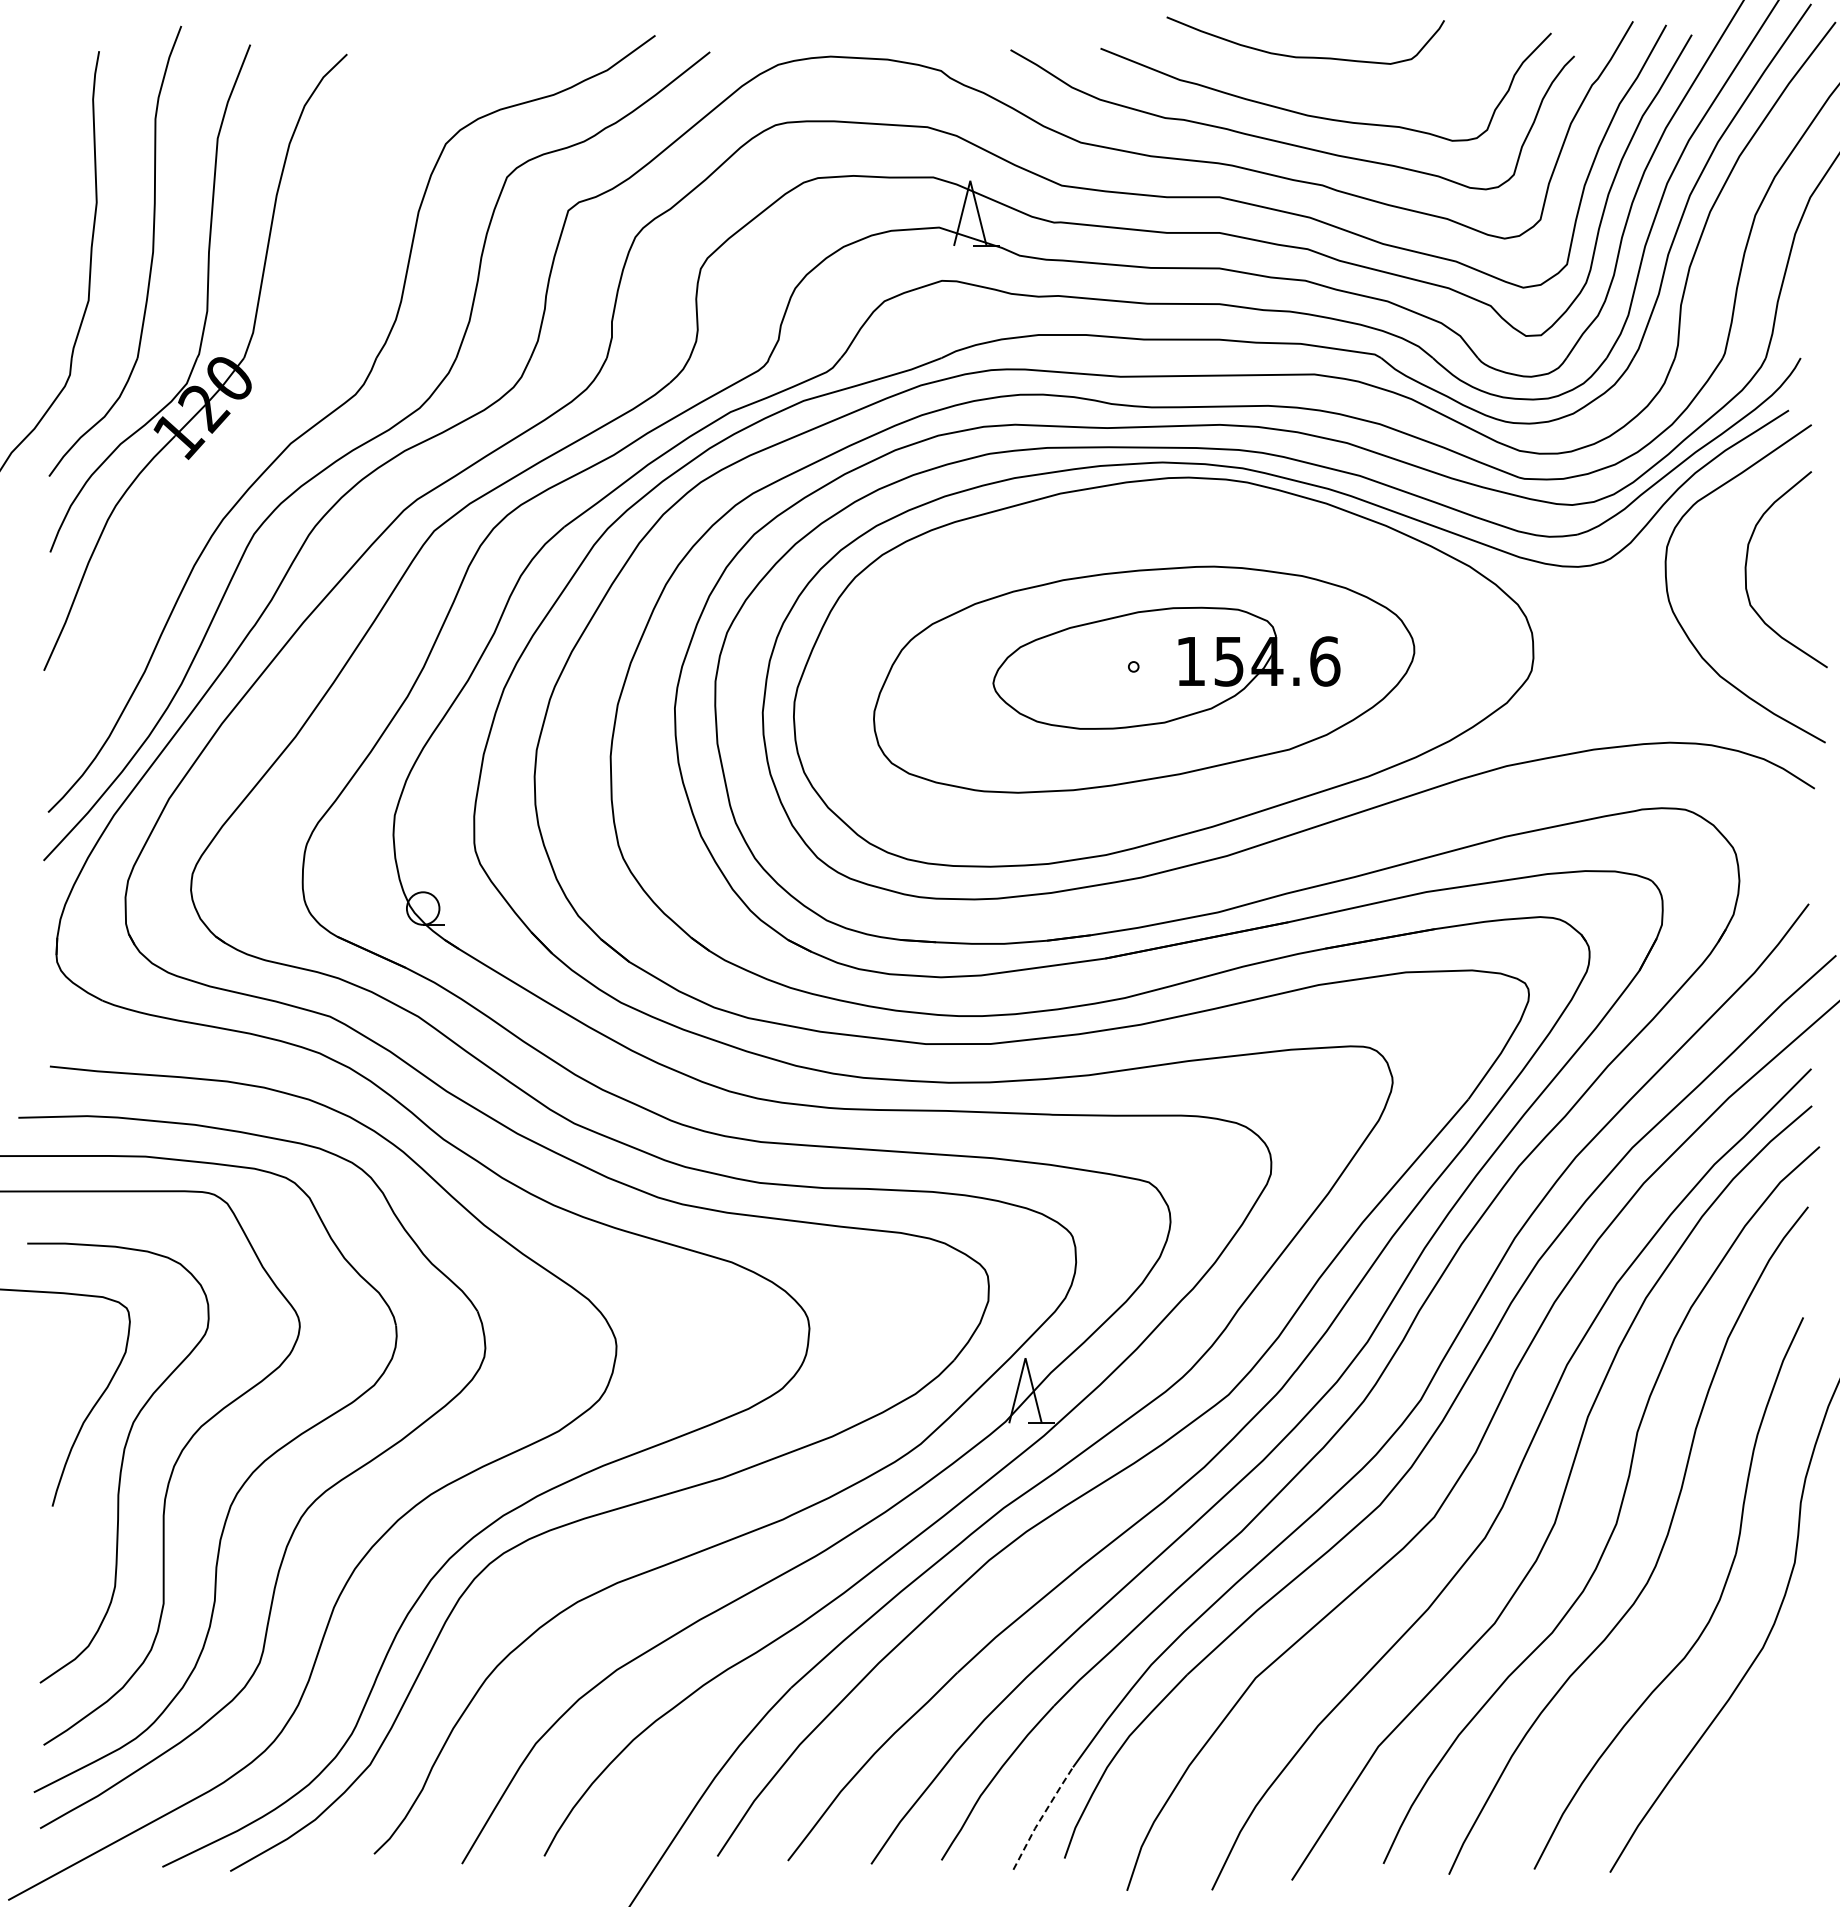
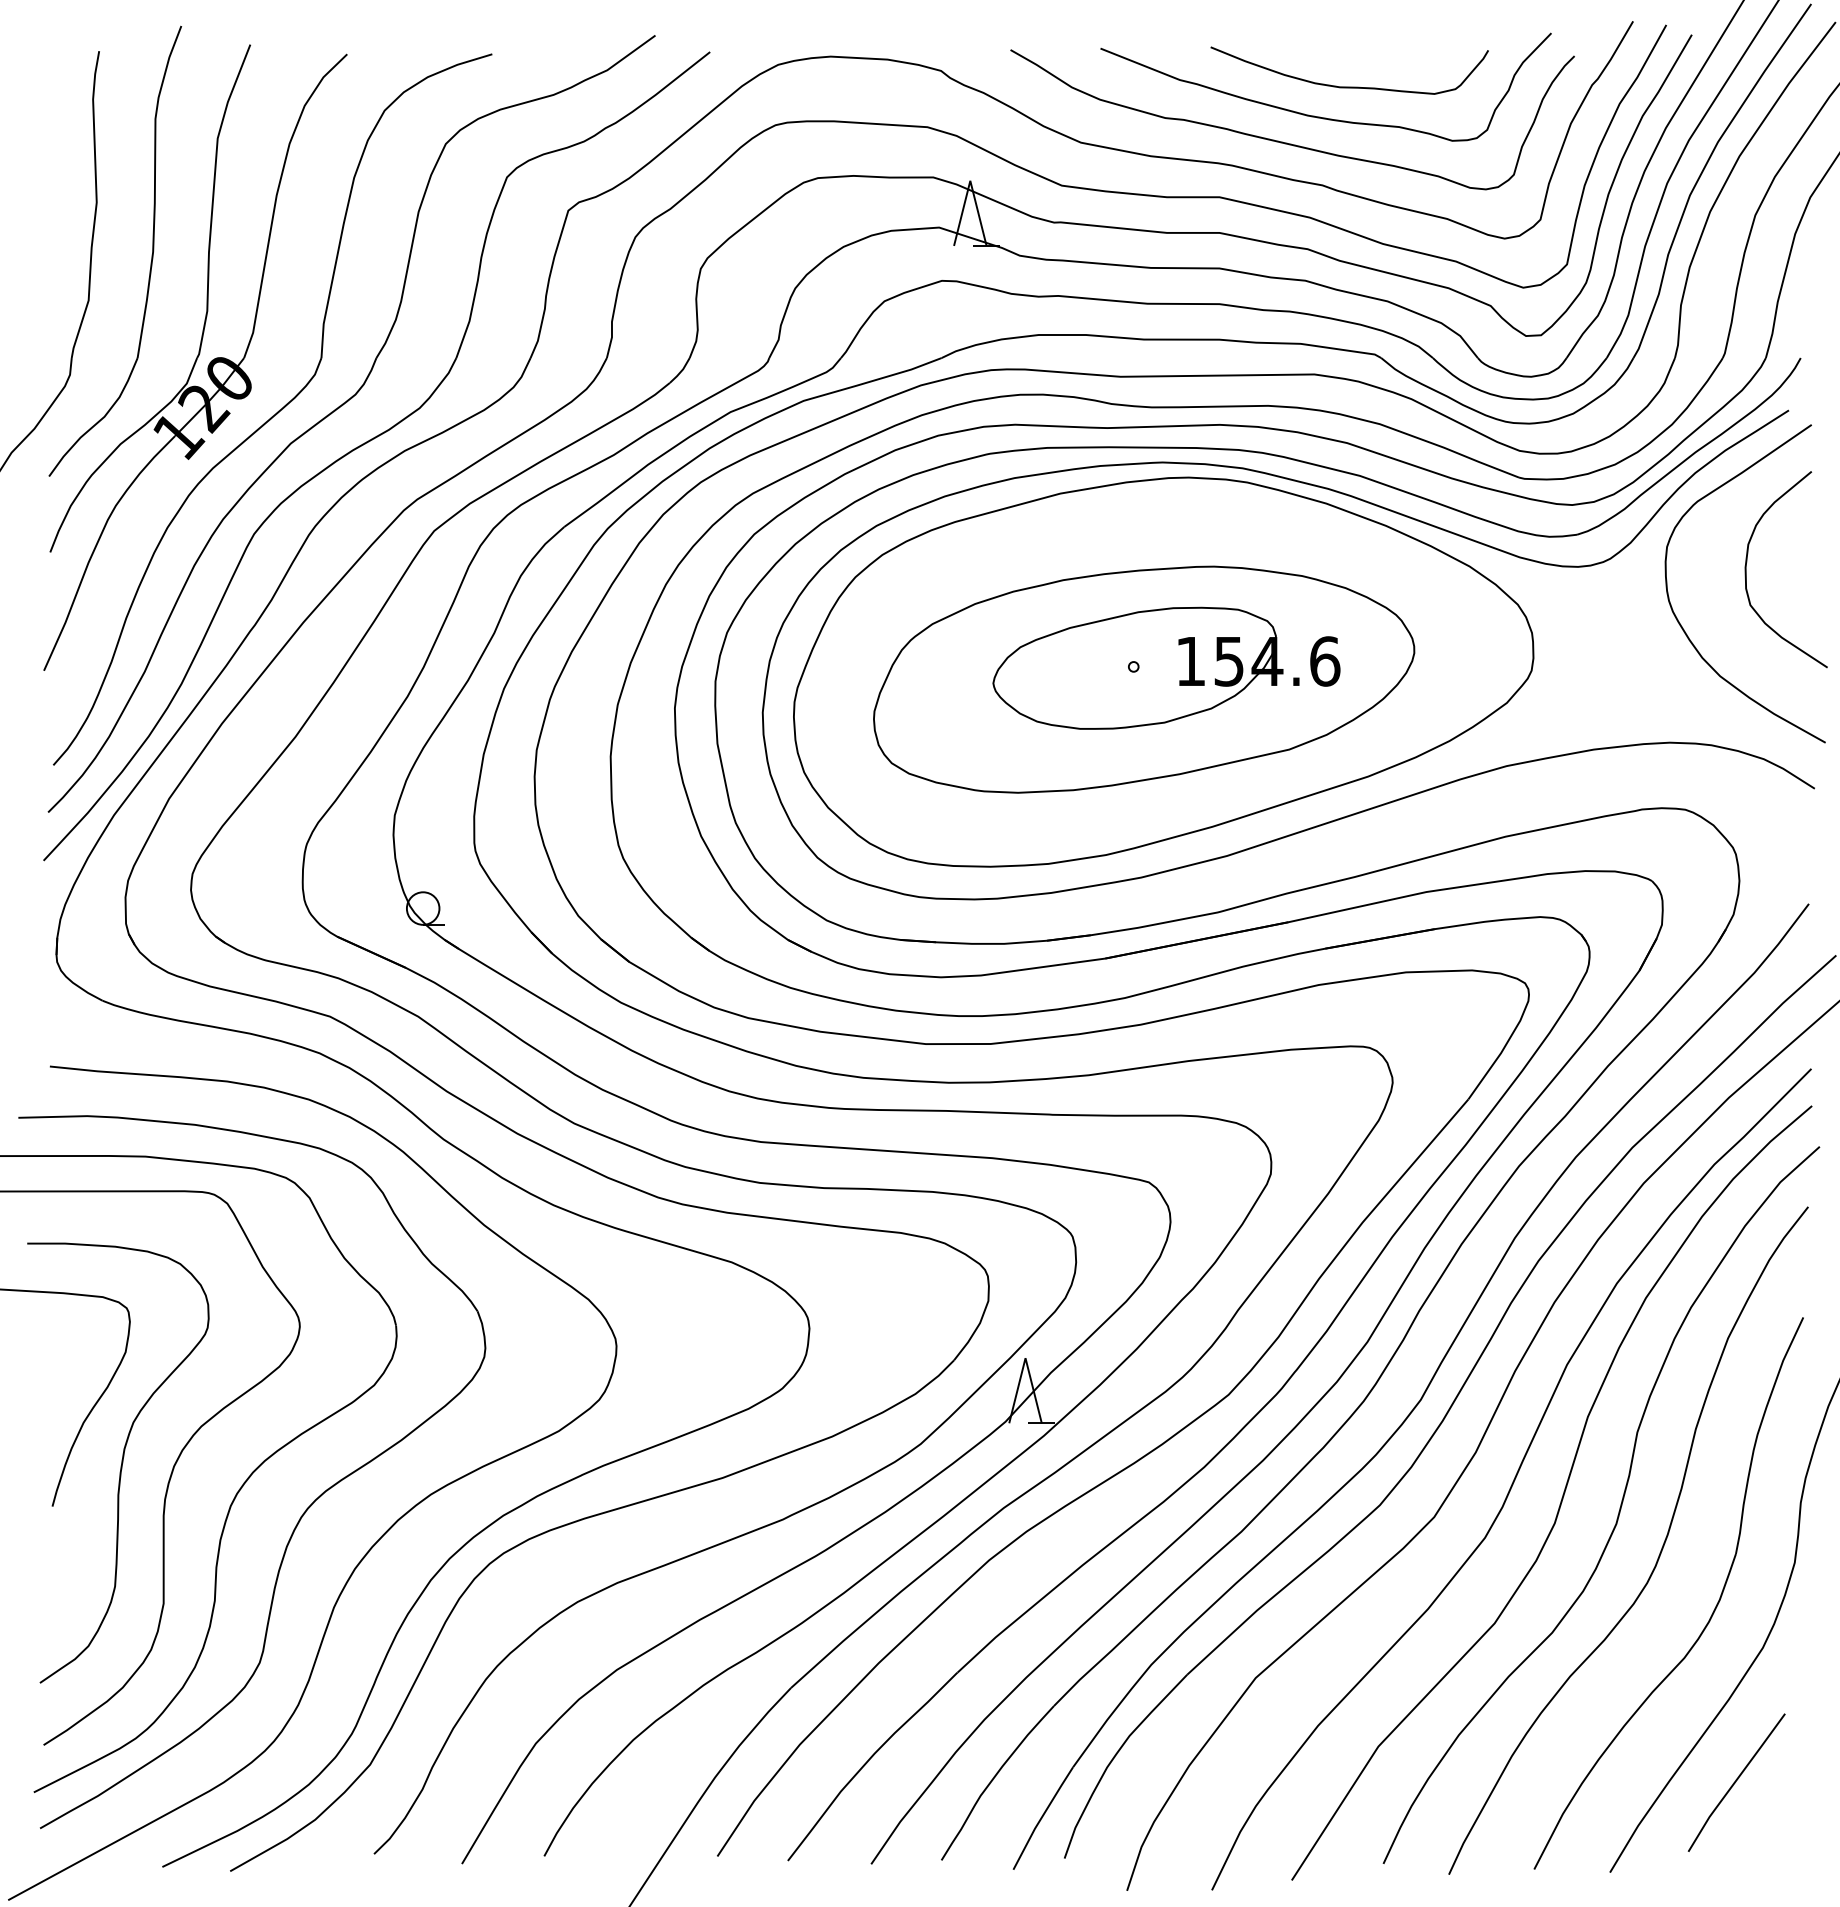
curve position: (1305, 56) -> (1349, 86) (1349, 86)
part: none -> present (272, 409)
curve: none -> present (1736, 1782)
line: dashed -> solid (1041, 1817)
